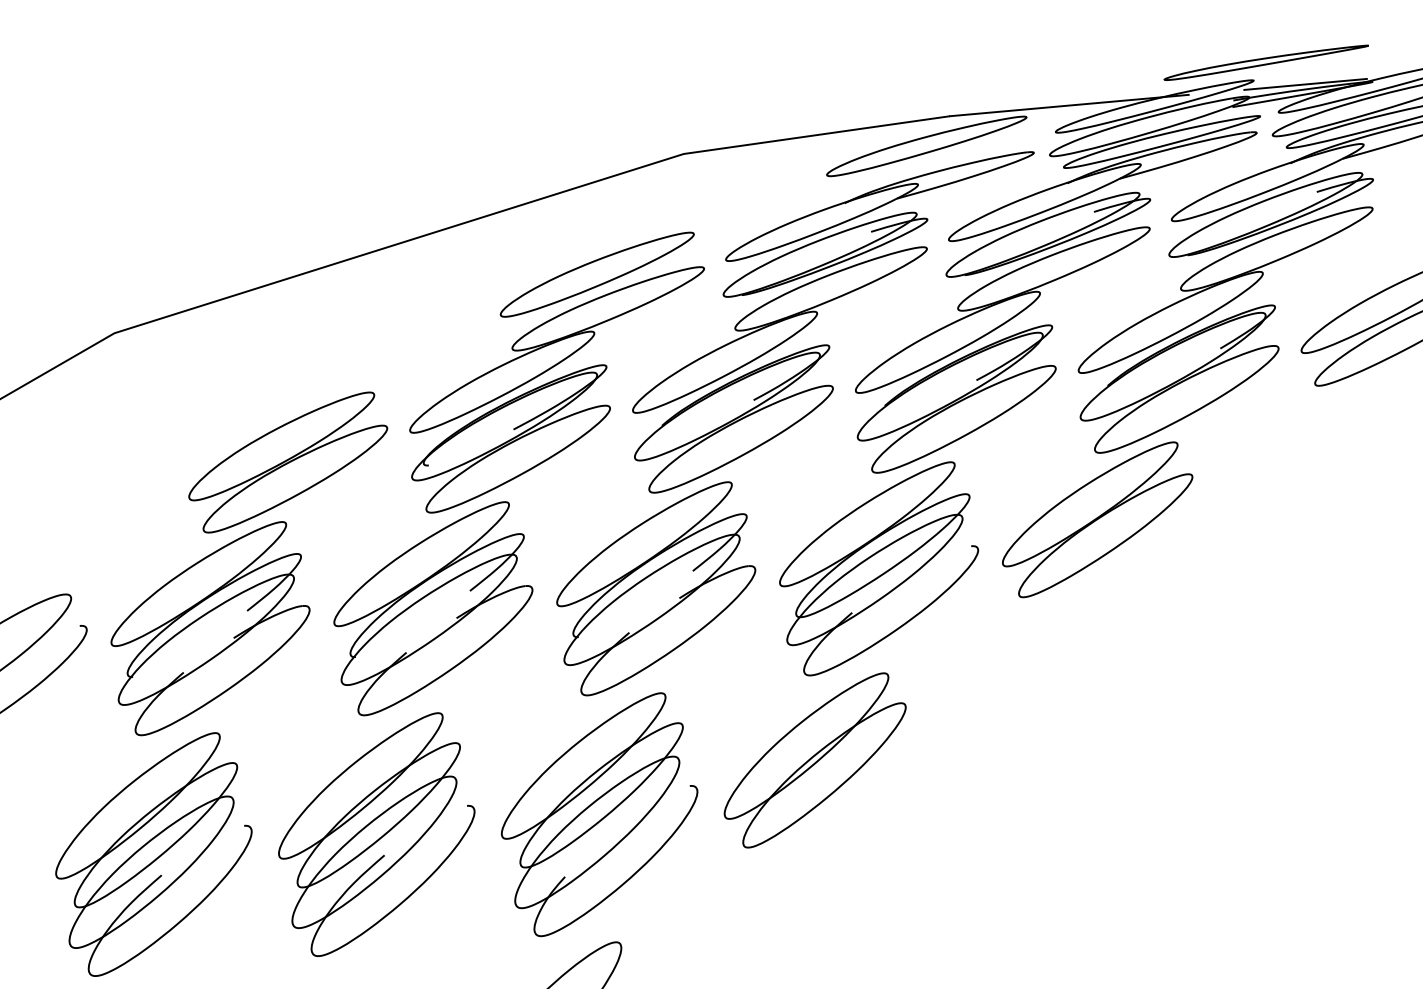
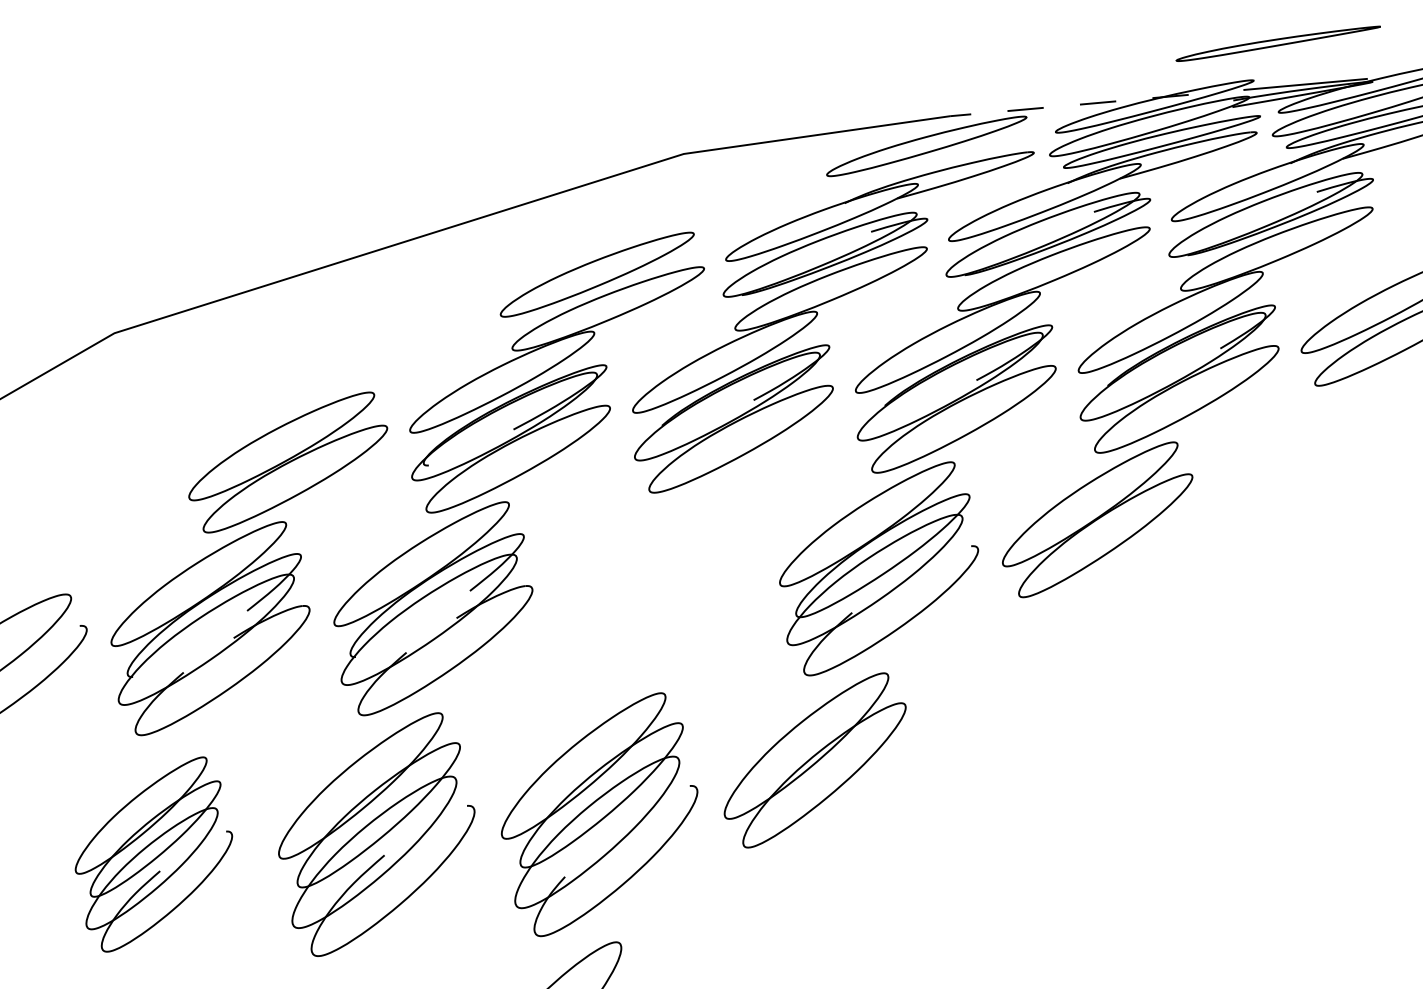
part position: (1265, 62) -> (1277, 43) (1277, 43)
line: solid -> dashed (1069, 105)
part: present -> none (656, 588)
part size: 198x245 px -> 160x197 px (153, 854)
